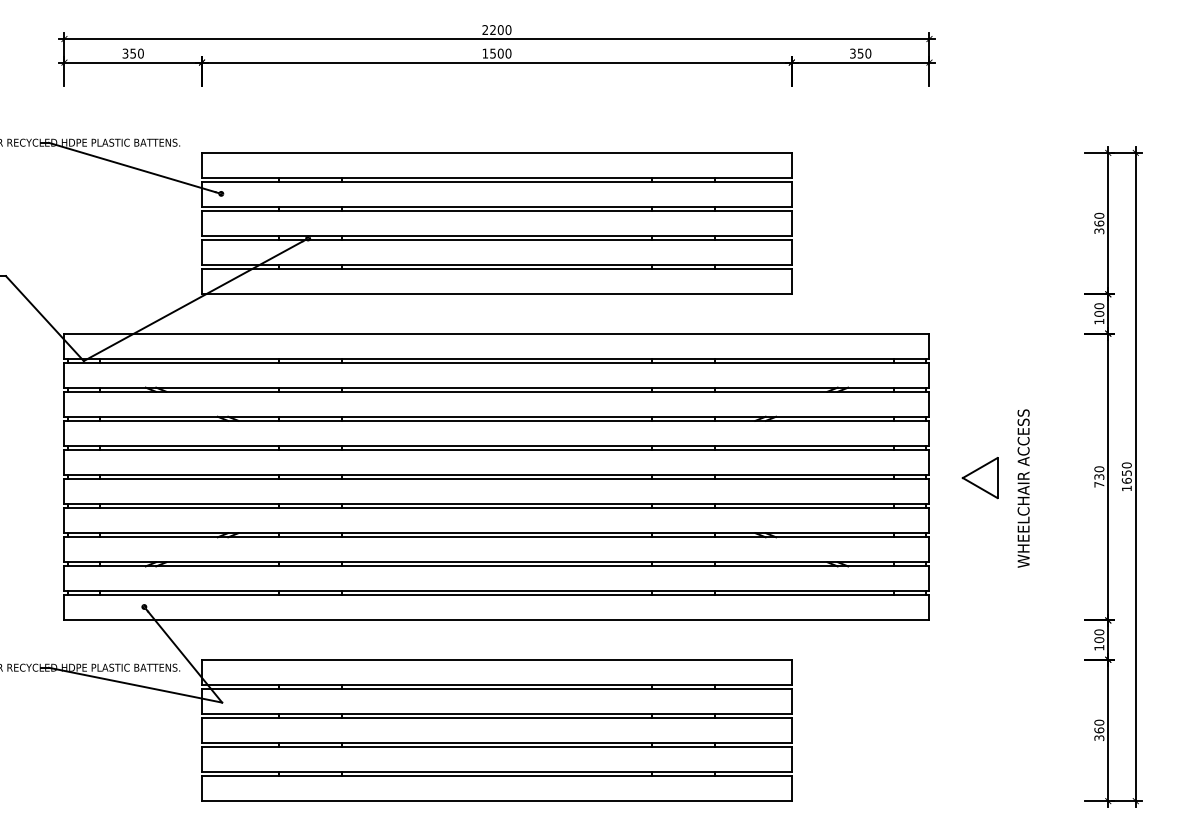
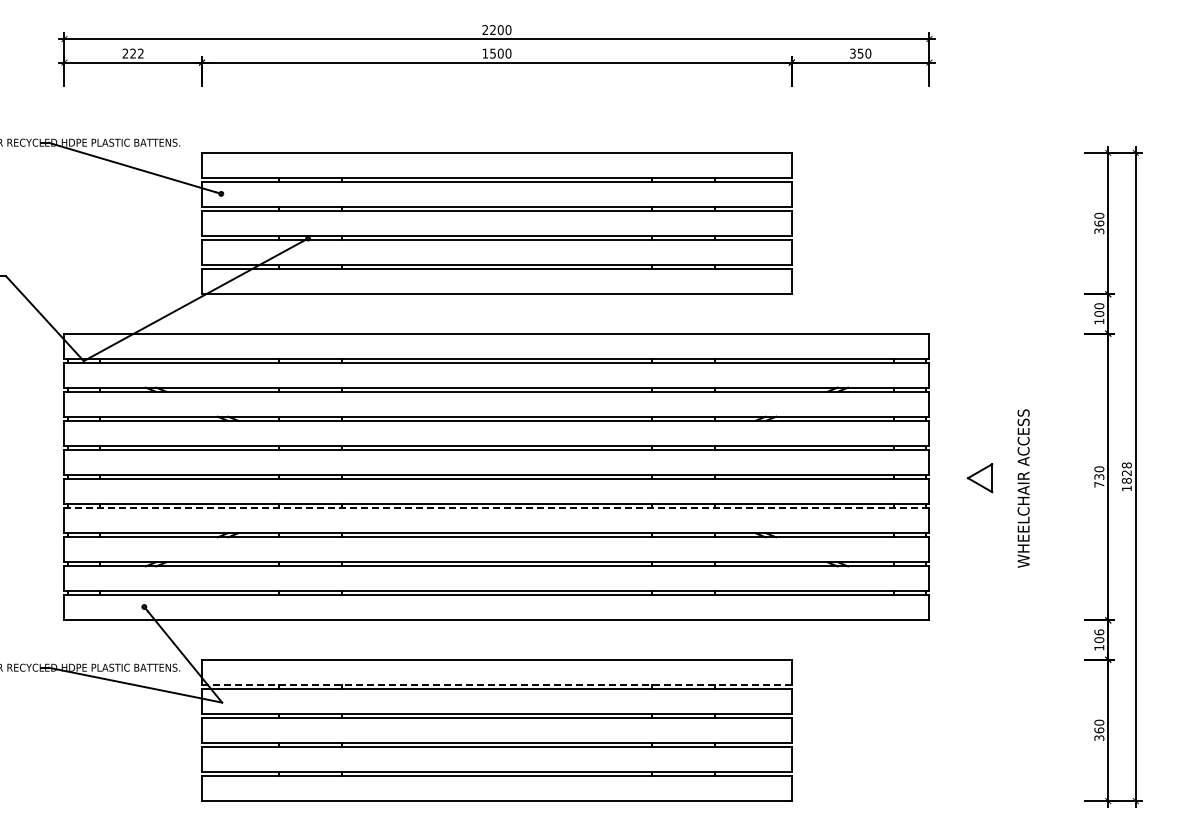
text: 350 -> 222 (132, 53)
text: 1650 -> 1828 (1126, 472)
part size: 38x43 px -> 27x31 px (980, 478)
line: solid -> dashed (496, 508)
text: 100 -> 106 (1098, 632)
line: solid -> dashed (496, 684)
